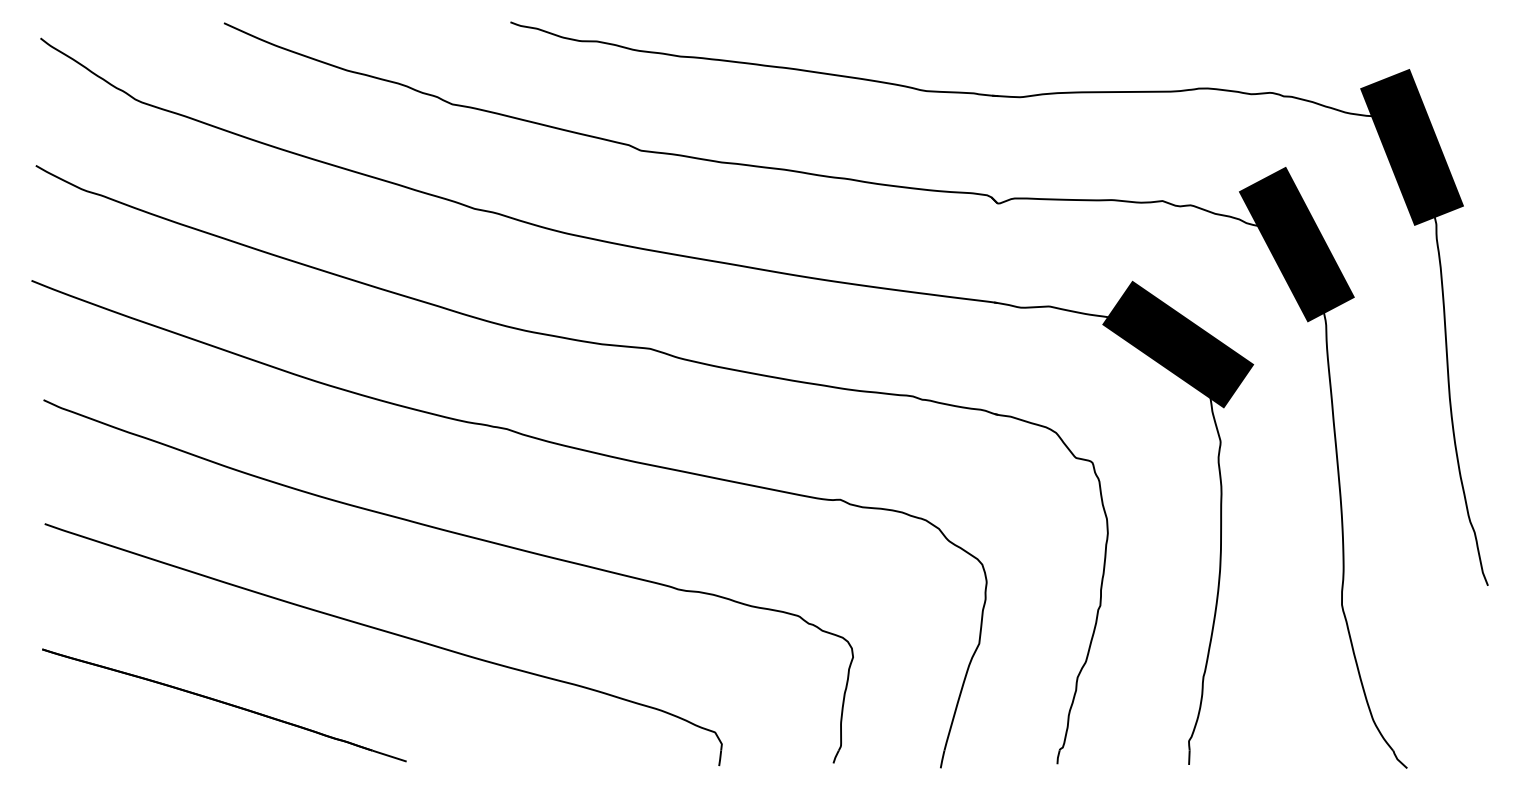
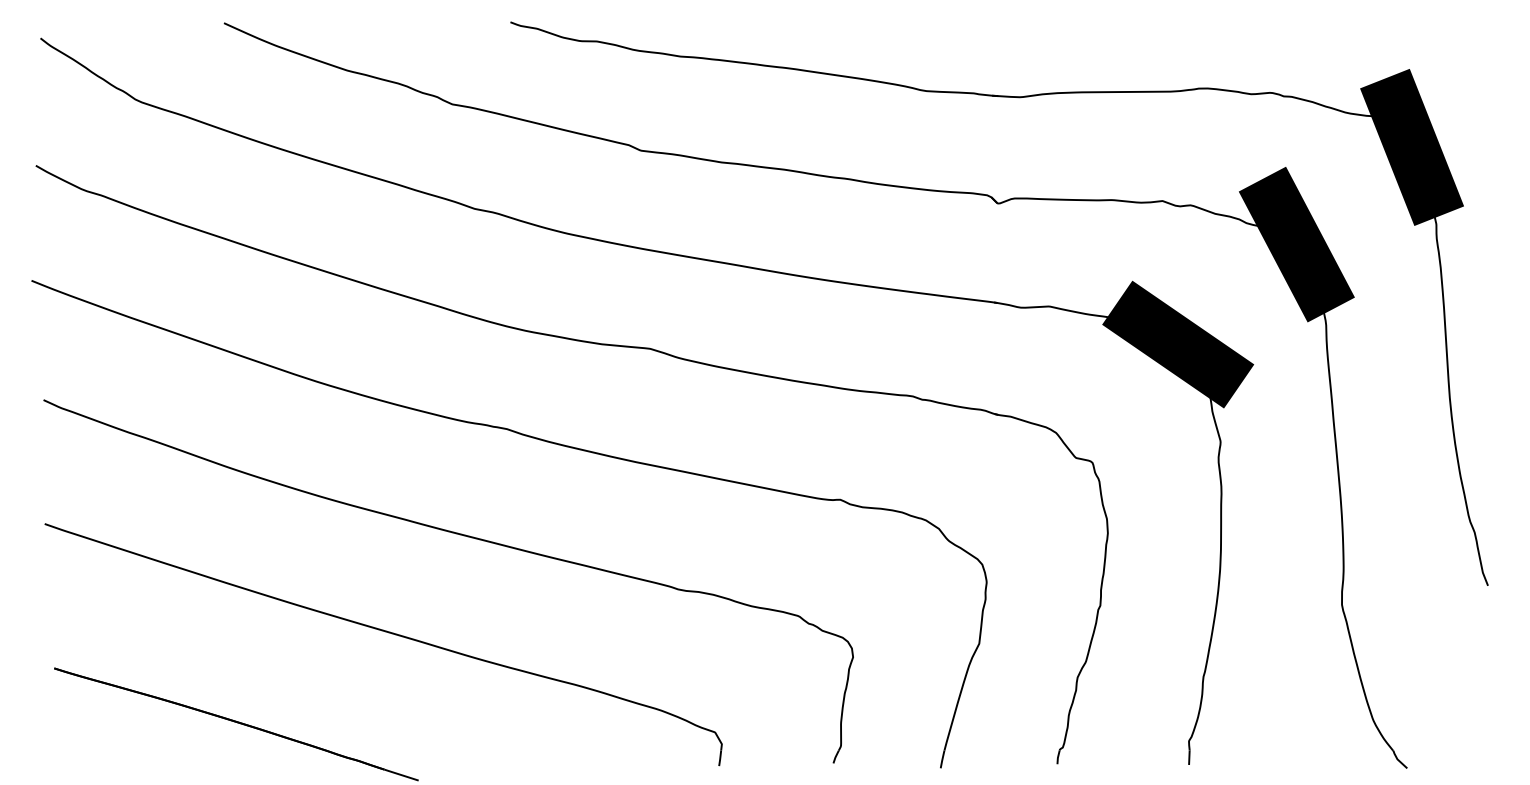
part position: (224, 705) -> (236, 724) (236, 724)
